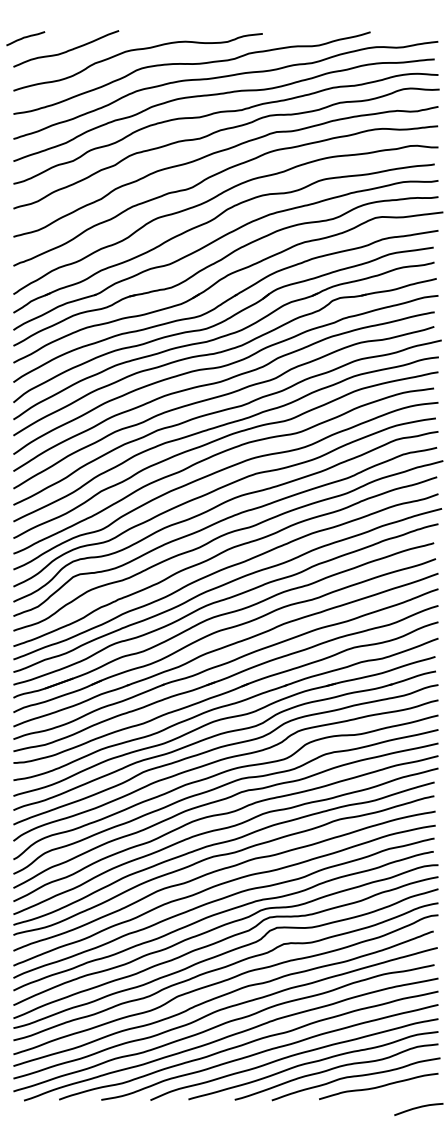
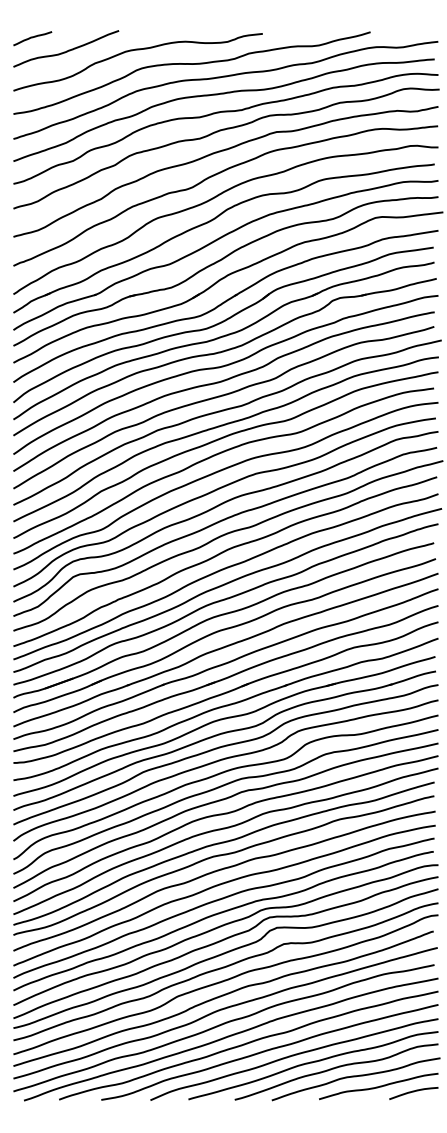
curve position: (25, 38) -> (32, 38) (32, 38)
curve position: (418, 1108) -> (413, 1092) (413, 1092)
